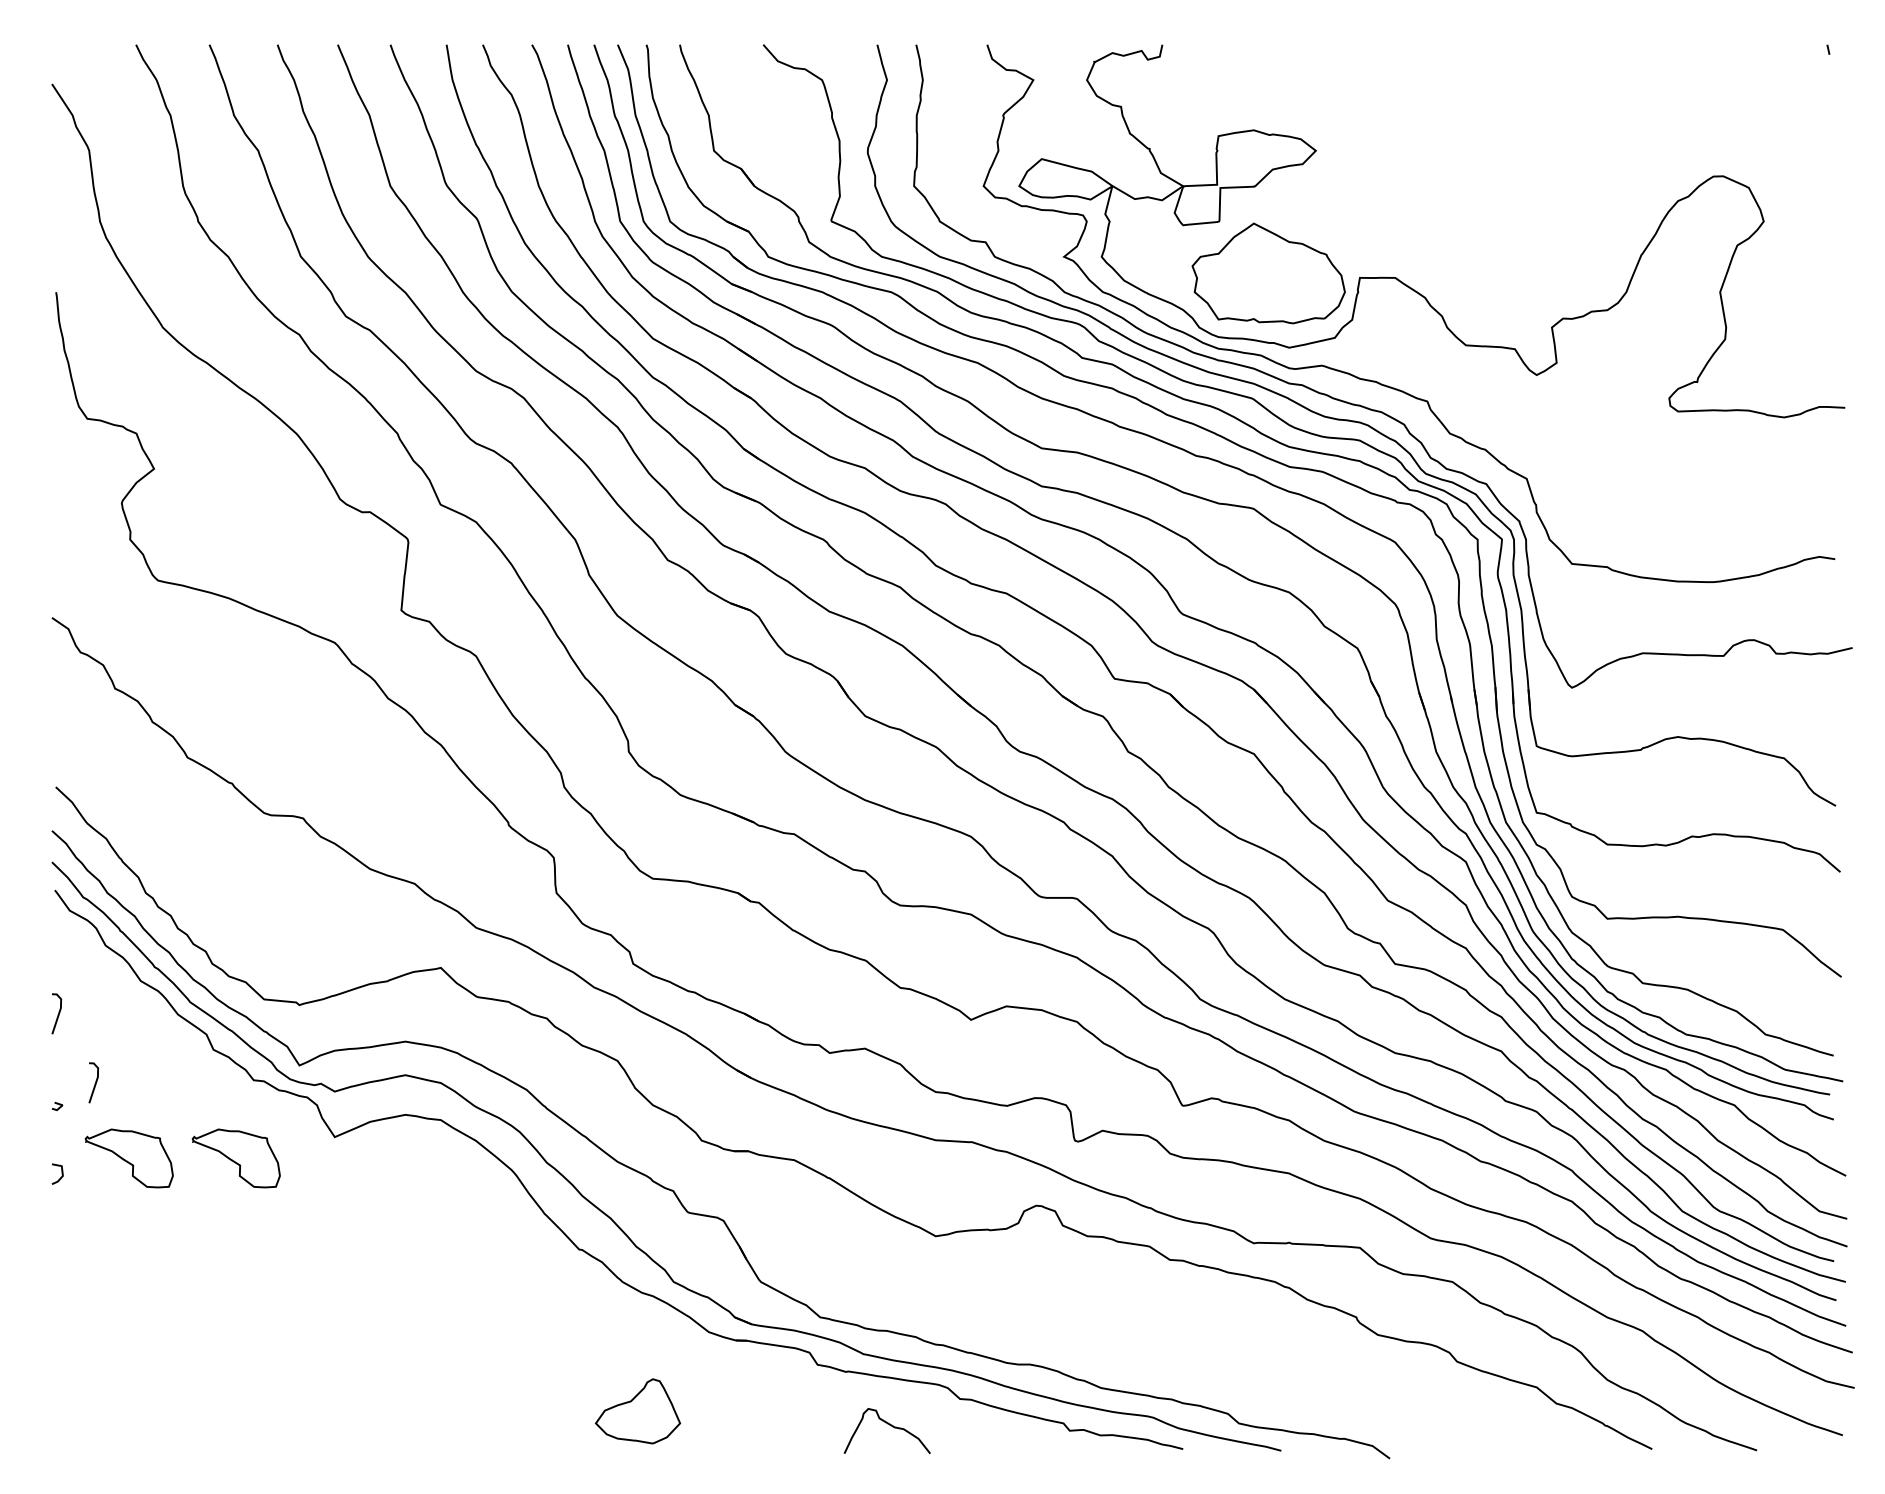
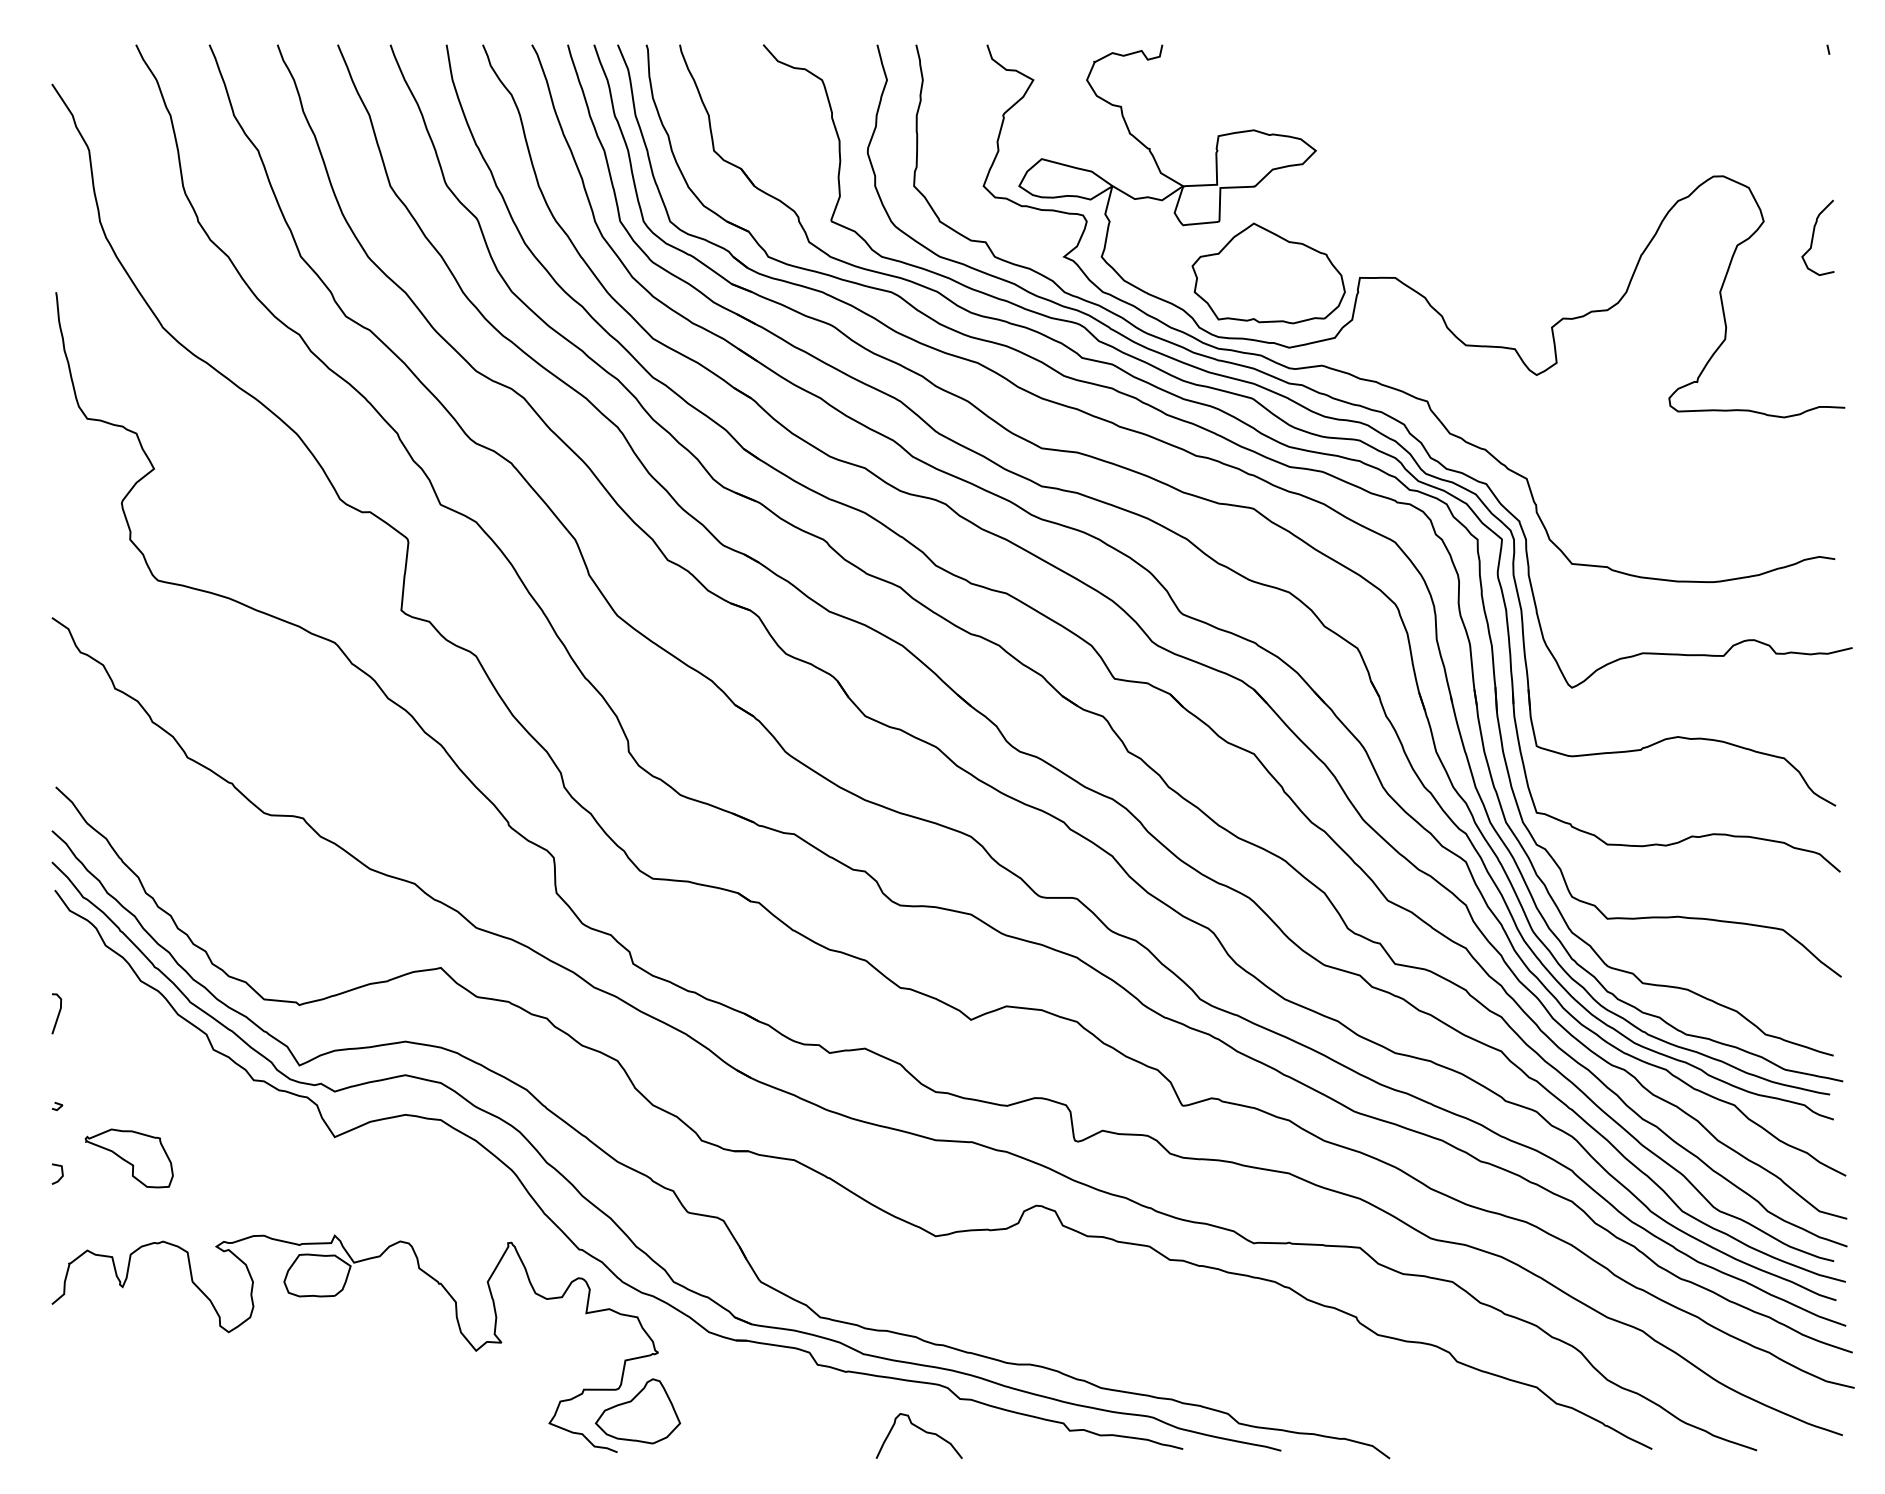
curve: none -> present (1813, 238)
line: present -> none (94, 1083)
part: present -> none (235, 1158)
part: none -> present (335, 1296)
curve position: (889, 1425) -> (921, 1430) (921, 1430)
